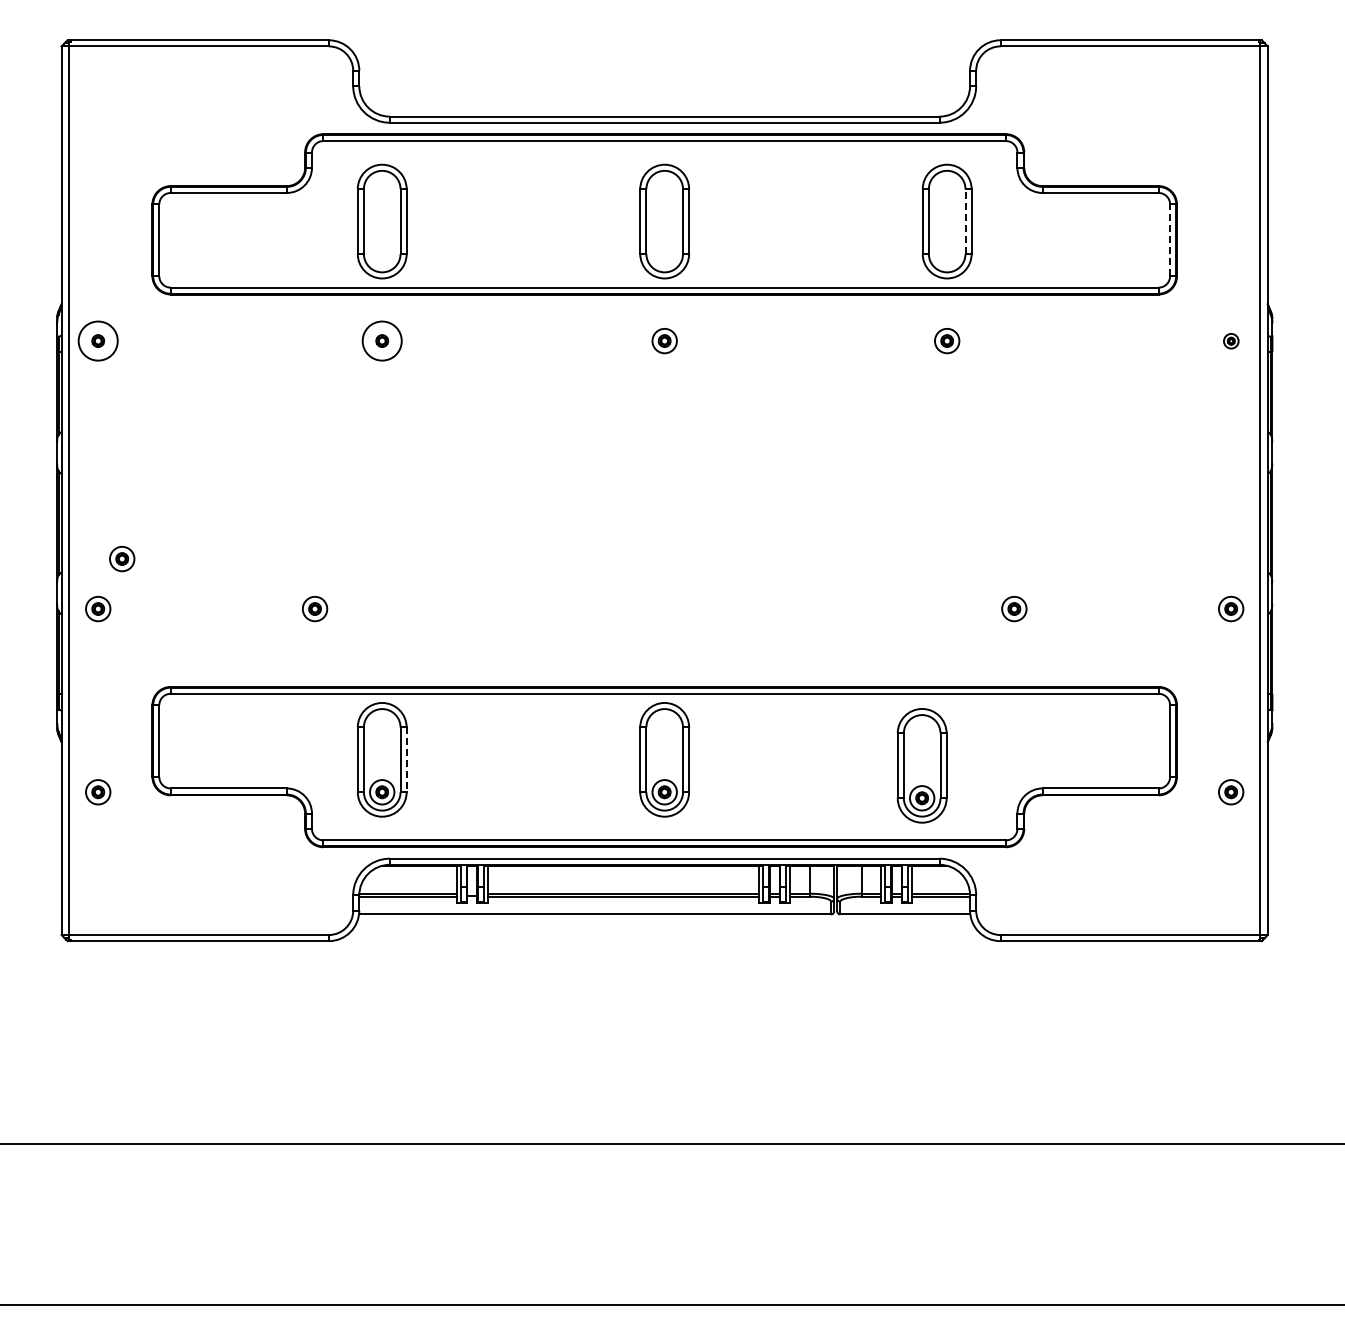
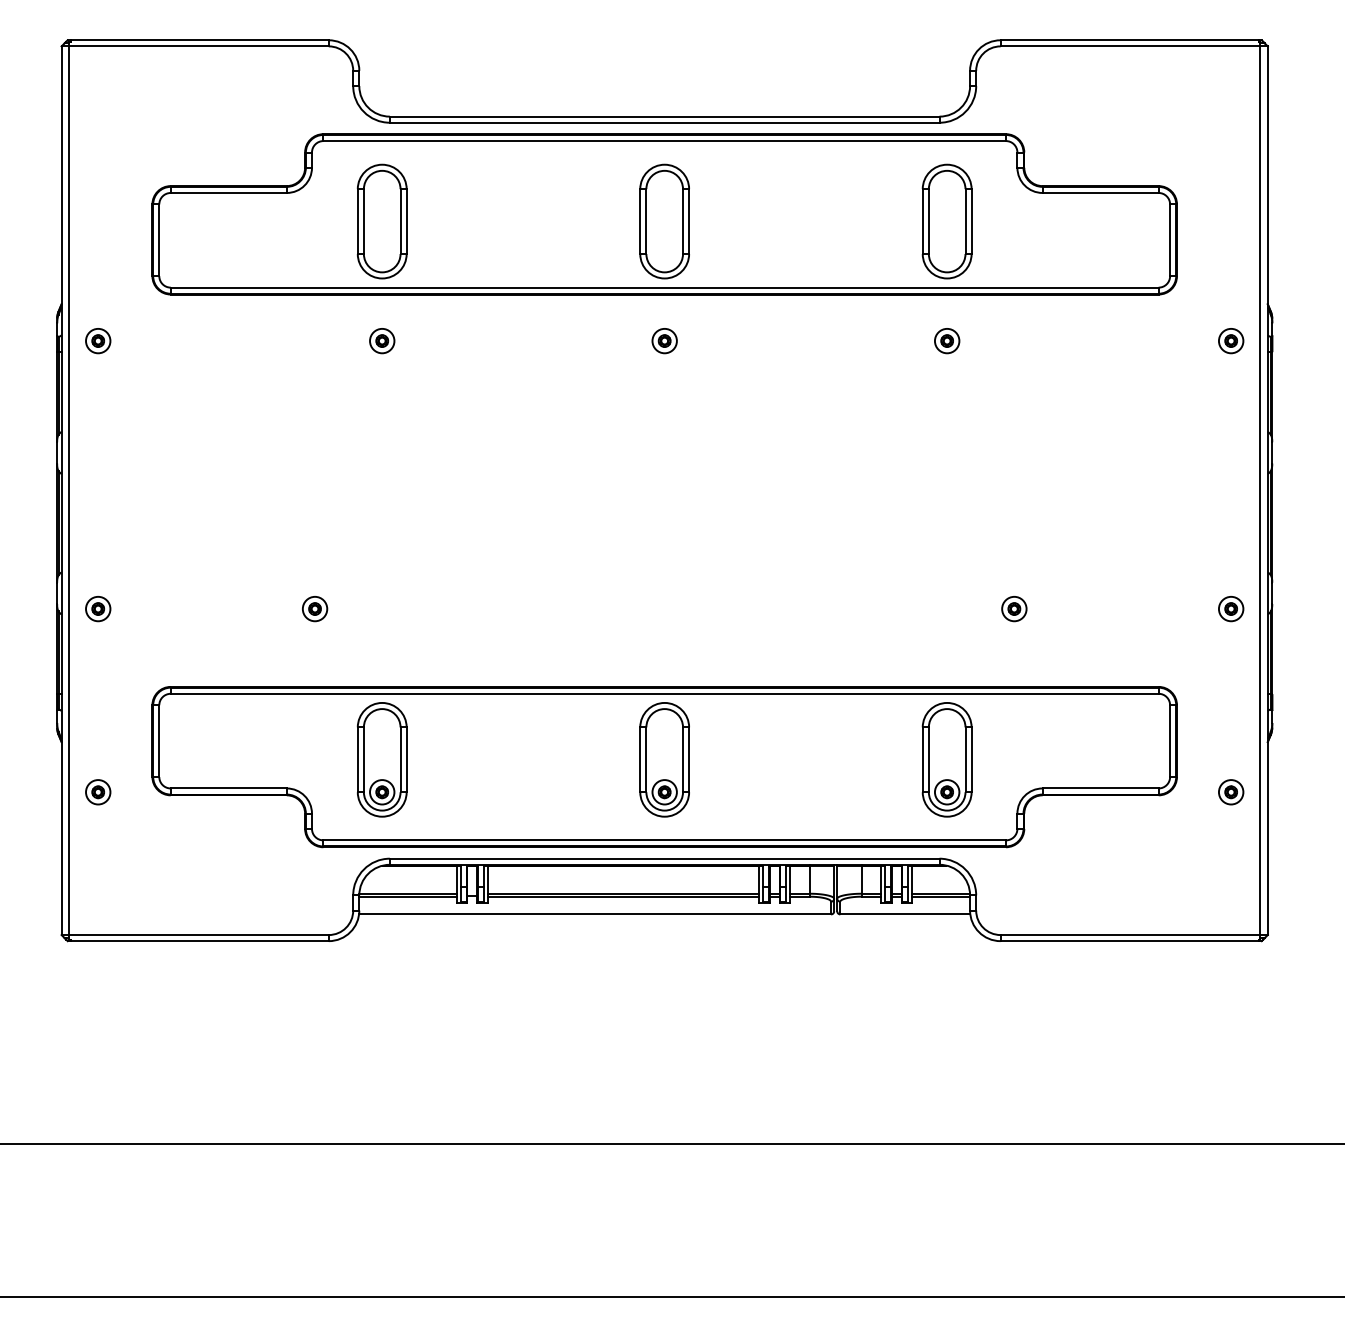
line: dashed -> solid (965, 221)
line: dashed -> solid (1170, 240)
circle diameter: 39 px -> 24 px (98, 340)
circle diameter: 39 px -> 24 px (382, 340)
part size: 17x17 px -> 27x27 px (1231, 341)
part: present -> none (122, 559)
line: dashed -> solid (406, 760)
part position: (921, 765) -> (946, 759) (946, 759)
line position: (671, 1304) -> (671, 1296) (671, 1296)
